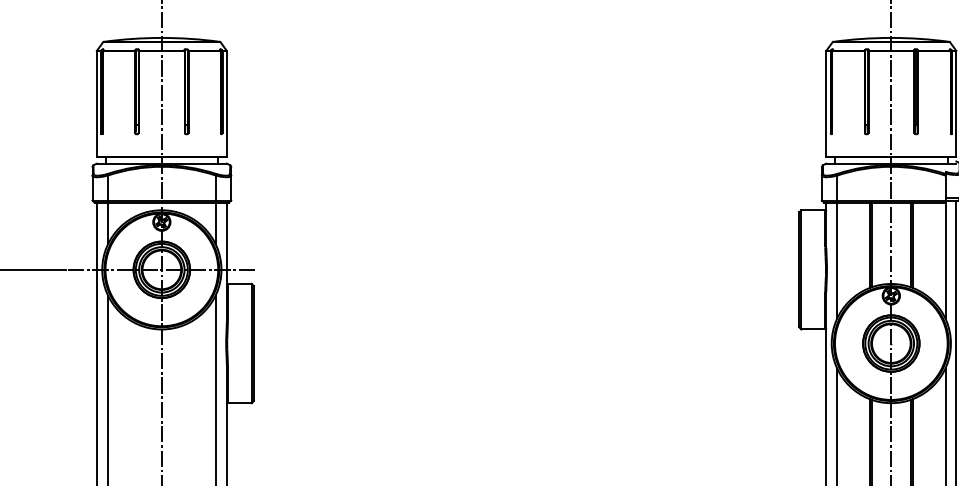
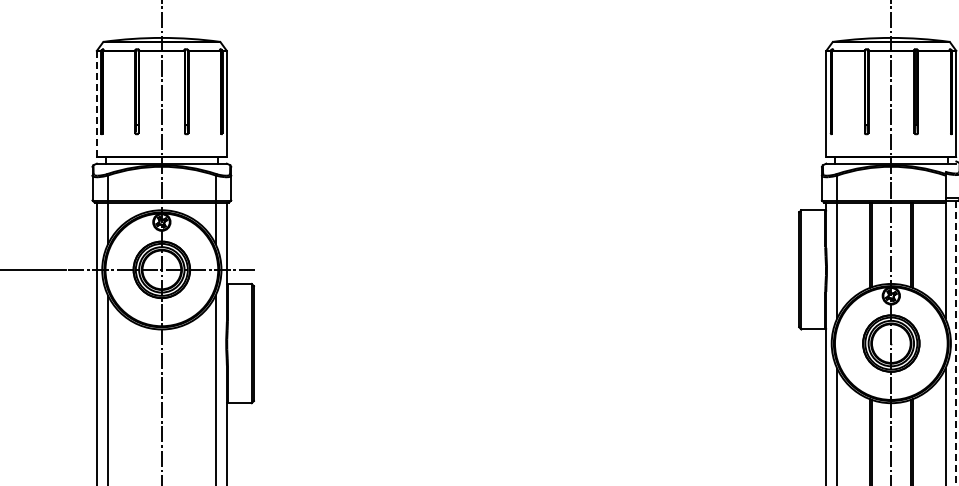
line: solid -> dashed (96, 103)
line: solid -> dashed (956, 343)
